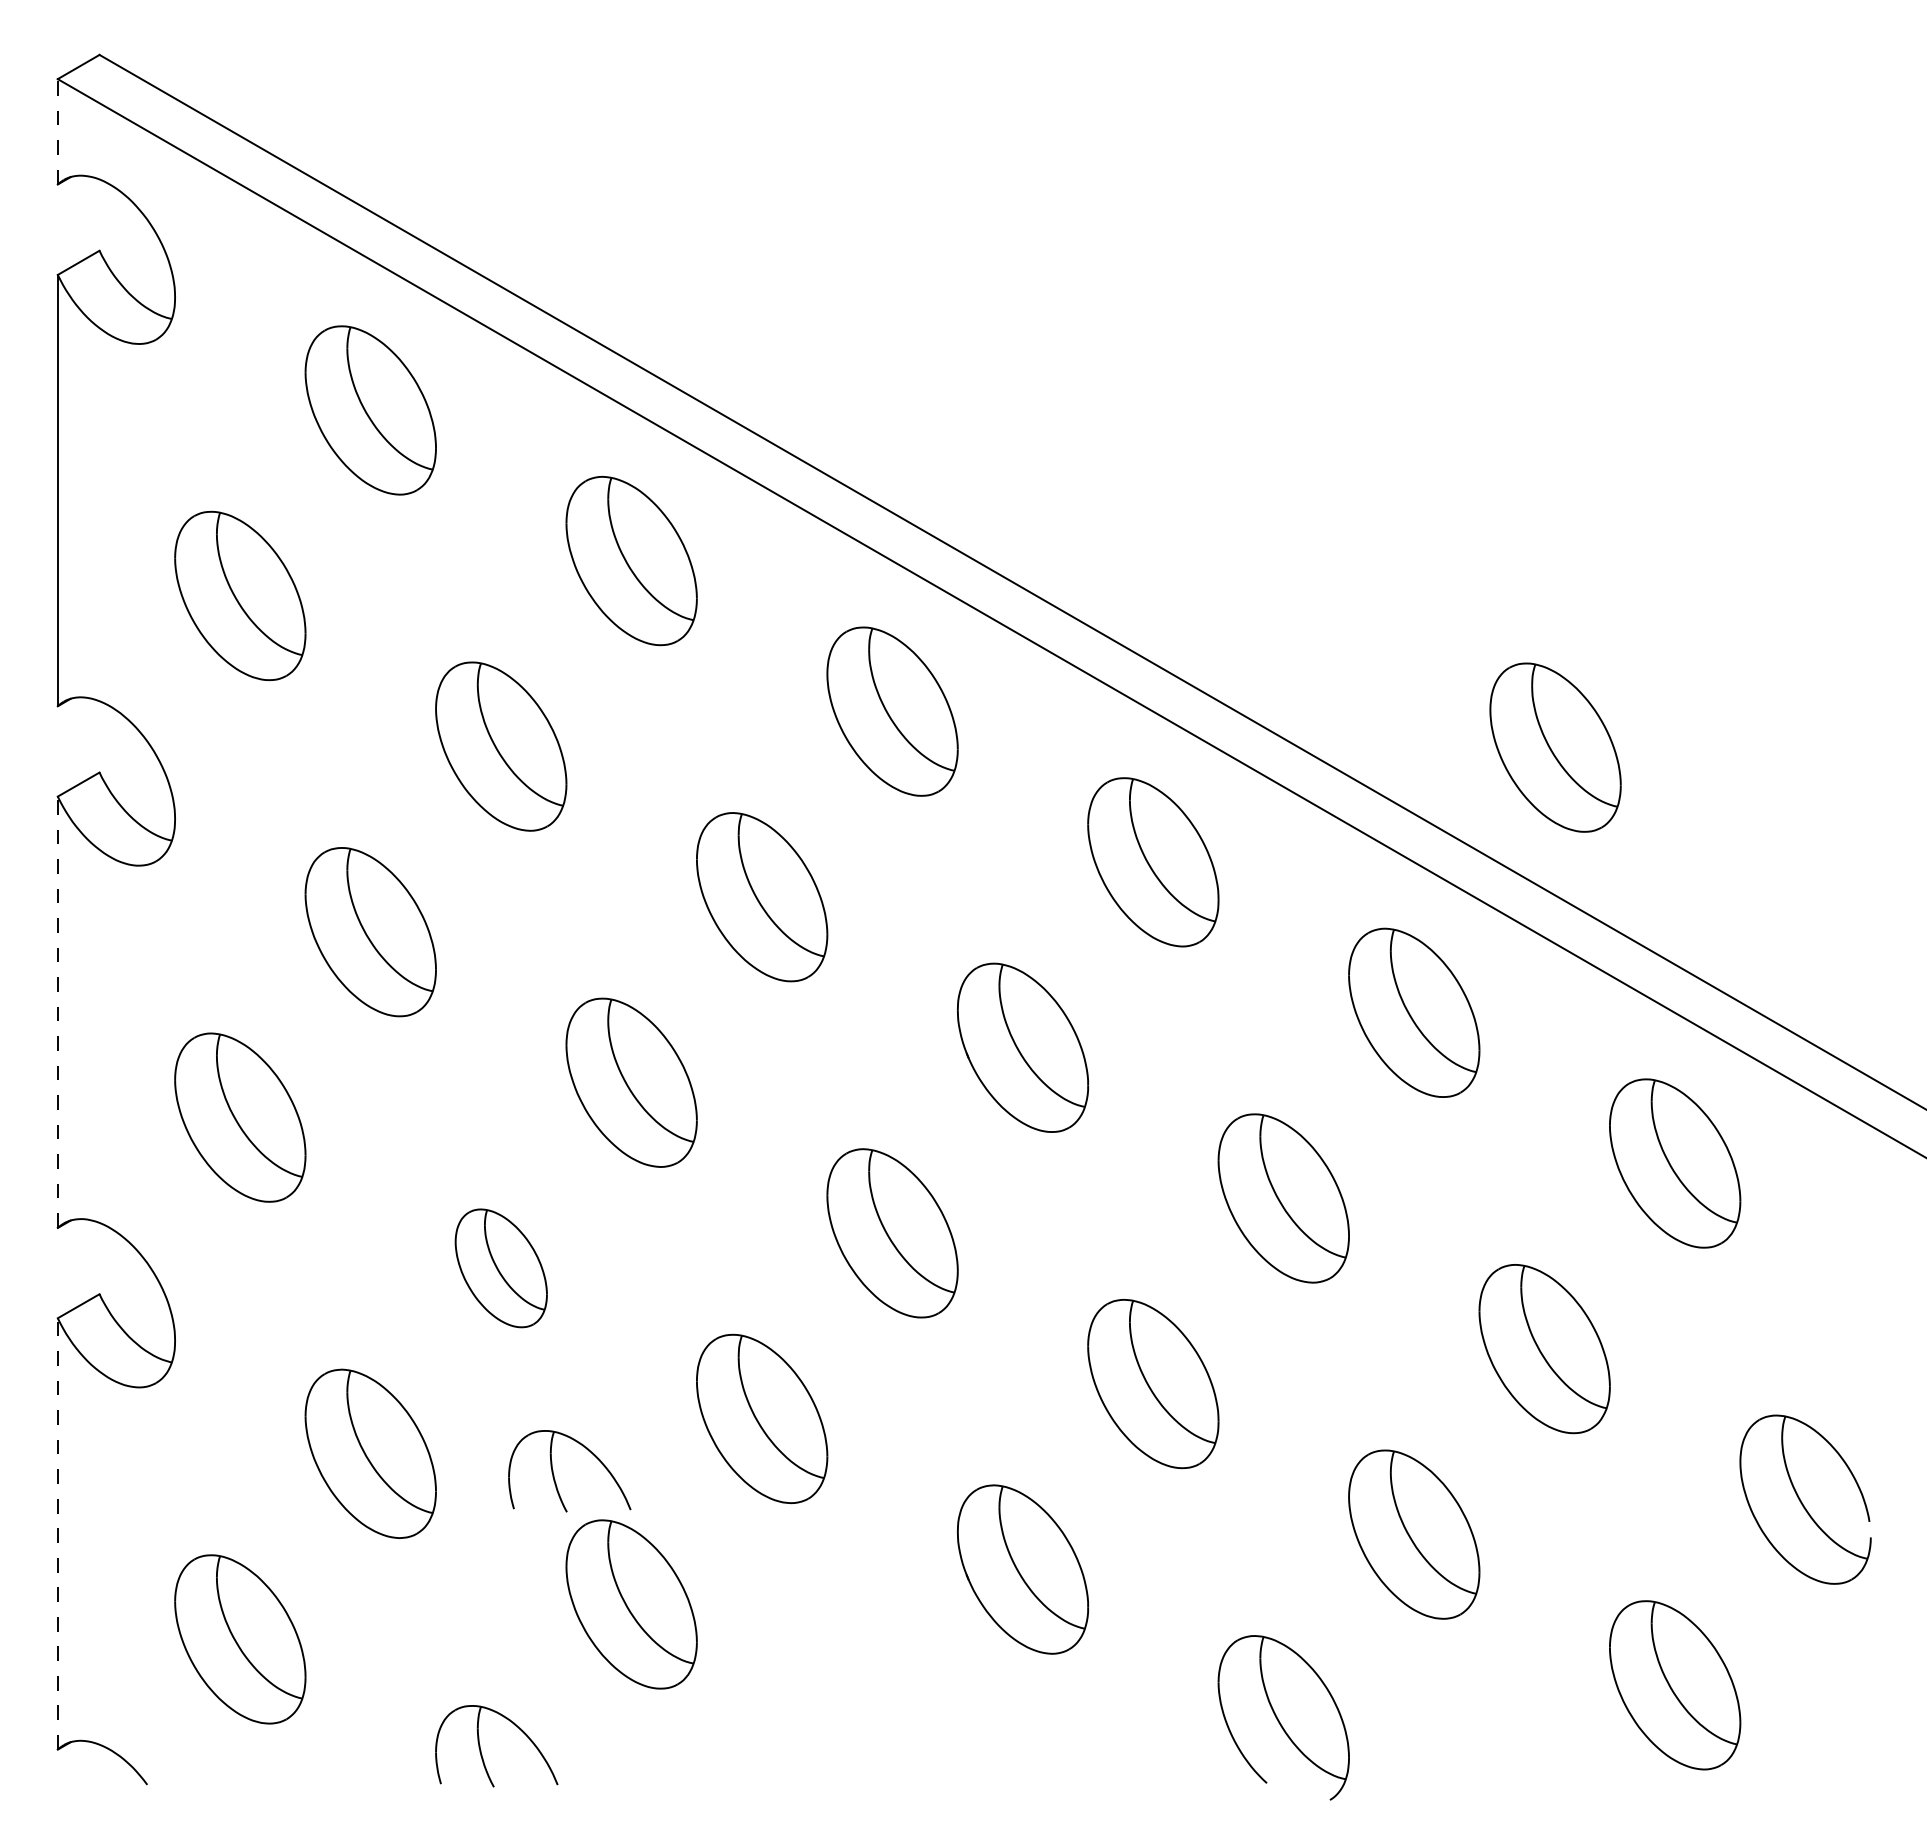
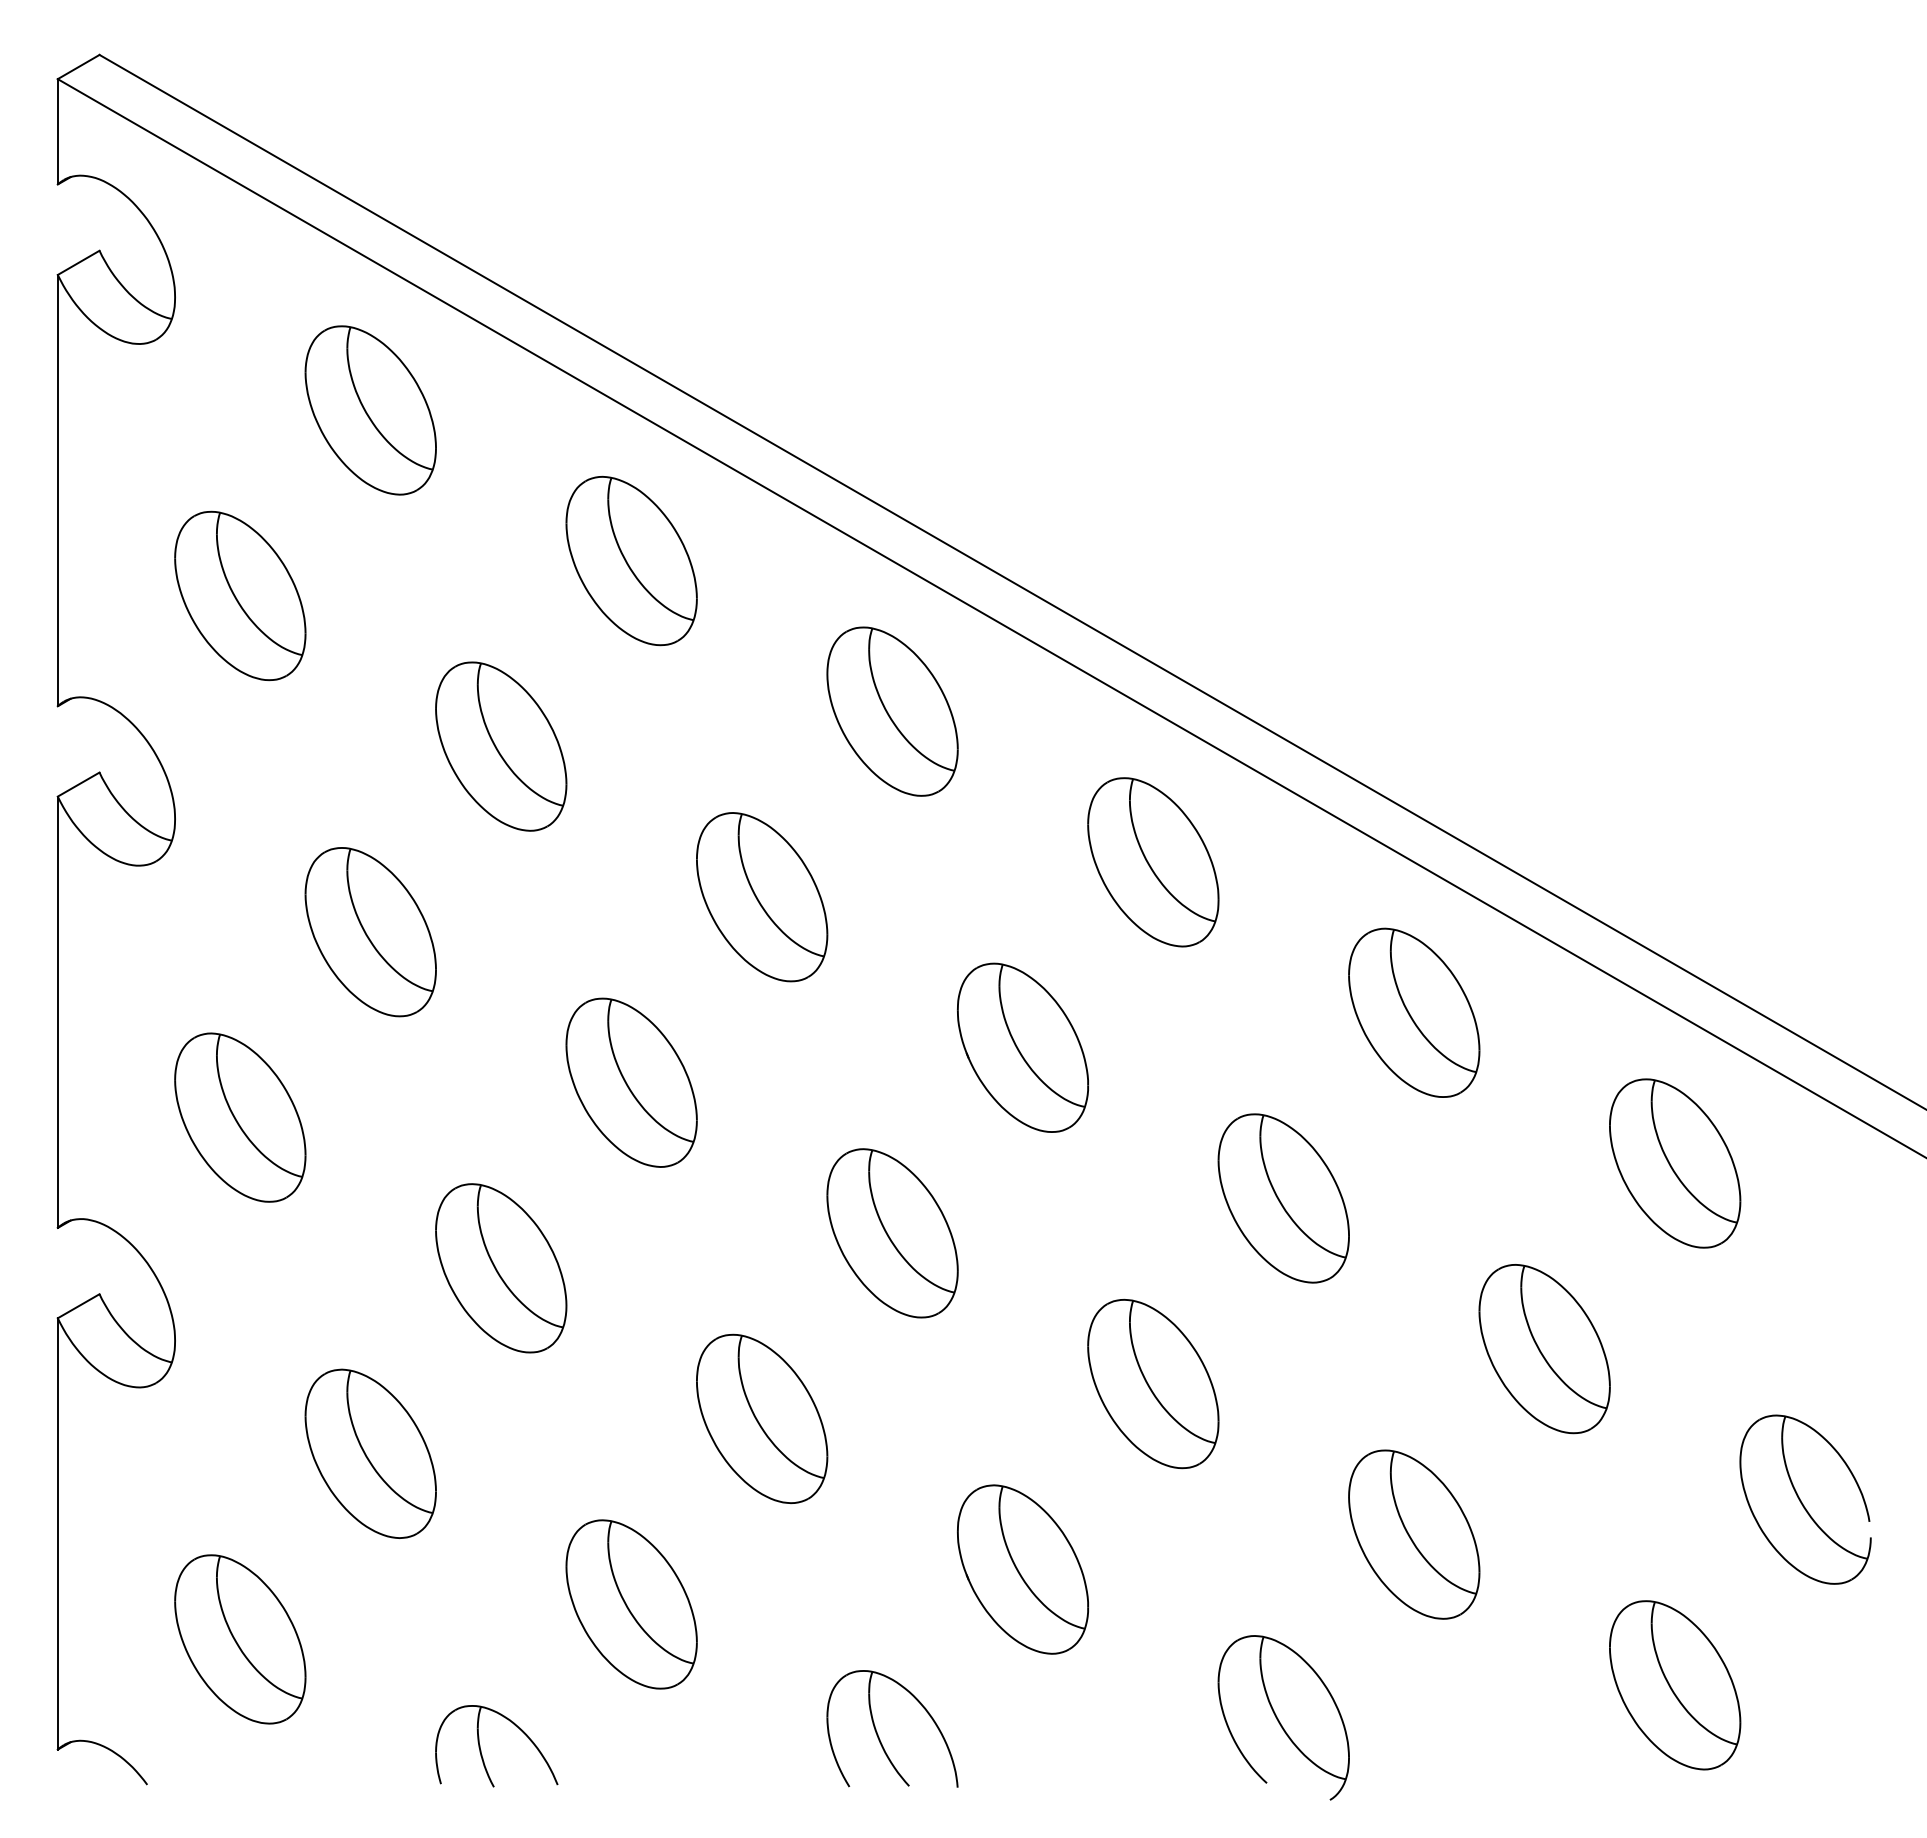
line: dashed -> solid (57, 131)
part: present -> none (1555, 747)
line: dashed -> solid (57, 1012)
part size: 94x121 px -> 133x171 px (501, 1268)
part: present -> none (554, 1475)
line: dashed -> solid (57, 1533)
part: none -> present (878, 1734)
